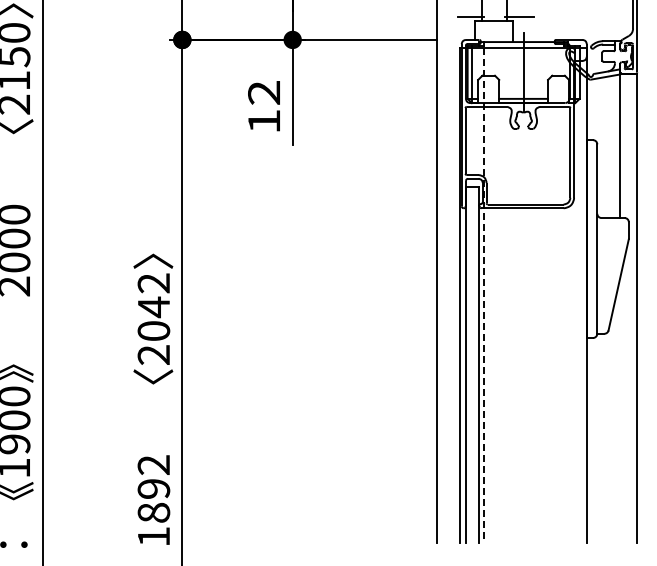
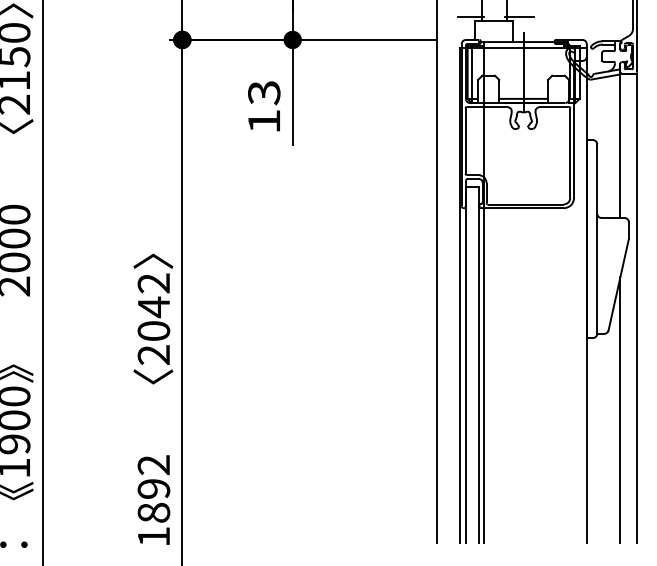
text: 12 -> 13 (264, 93)
line: dashed -> solid (483, 296)
line: none -> present (620, 409)
